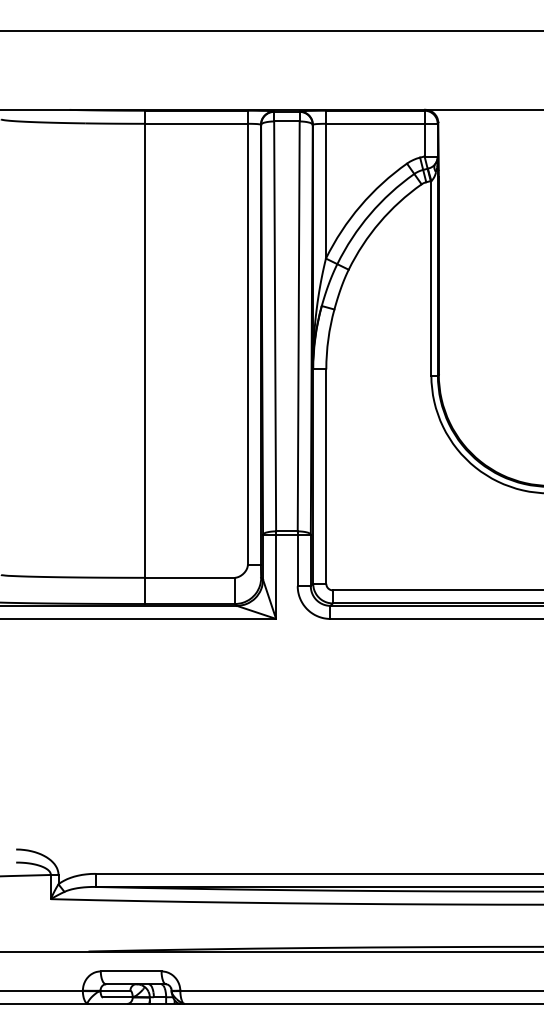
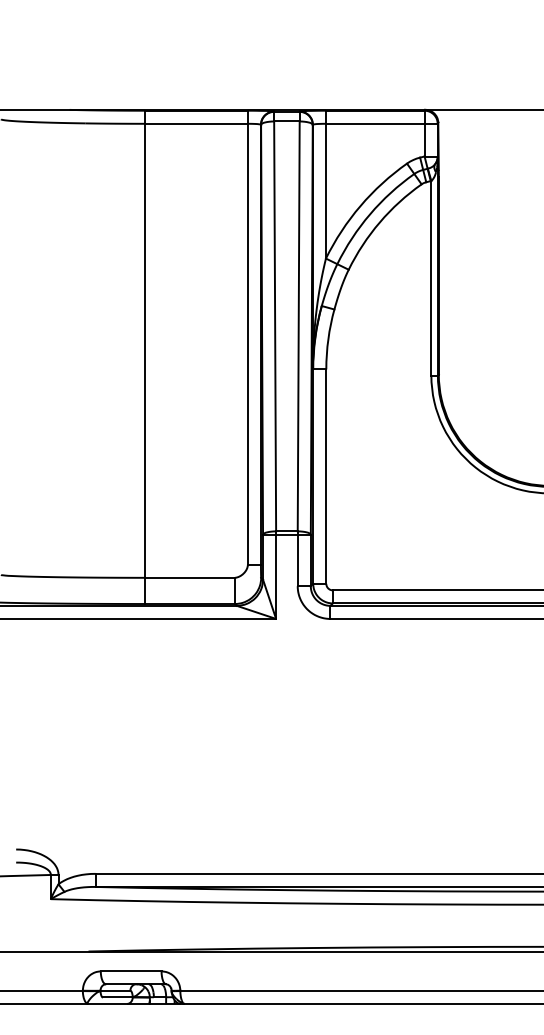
line: present -> none (271, 31)
